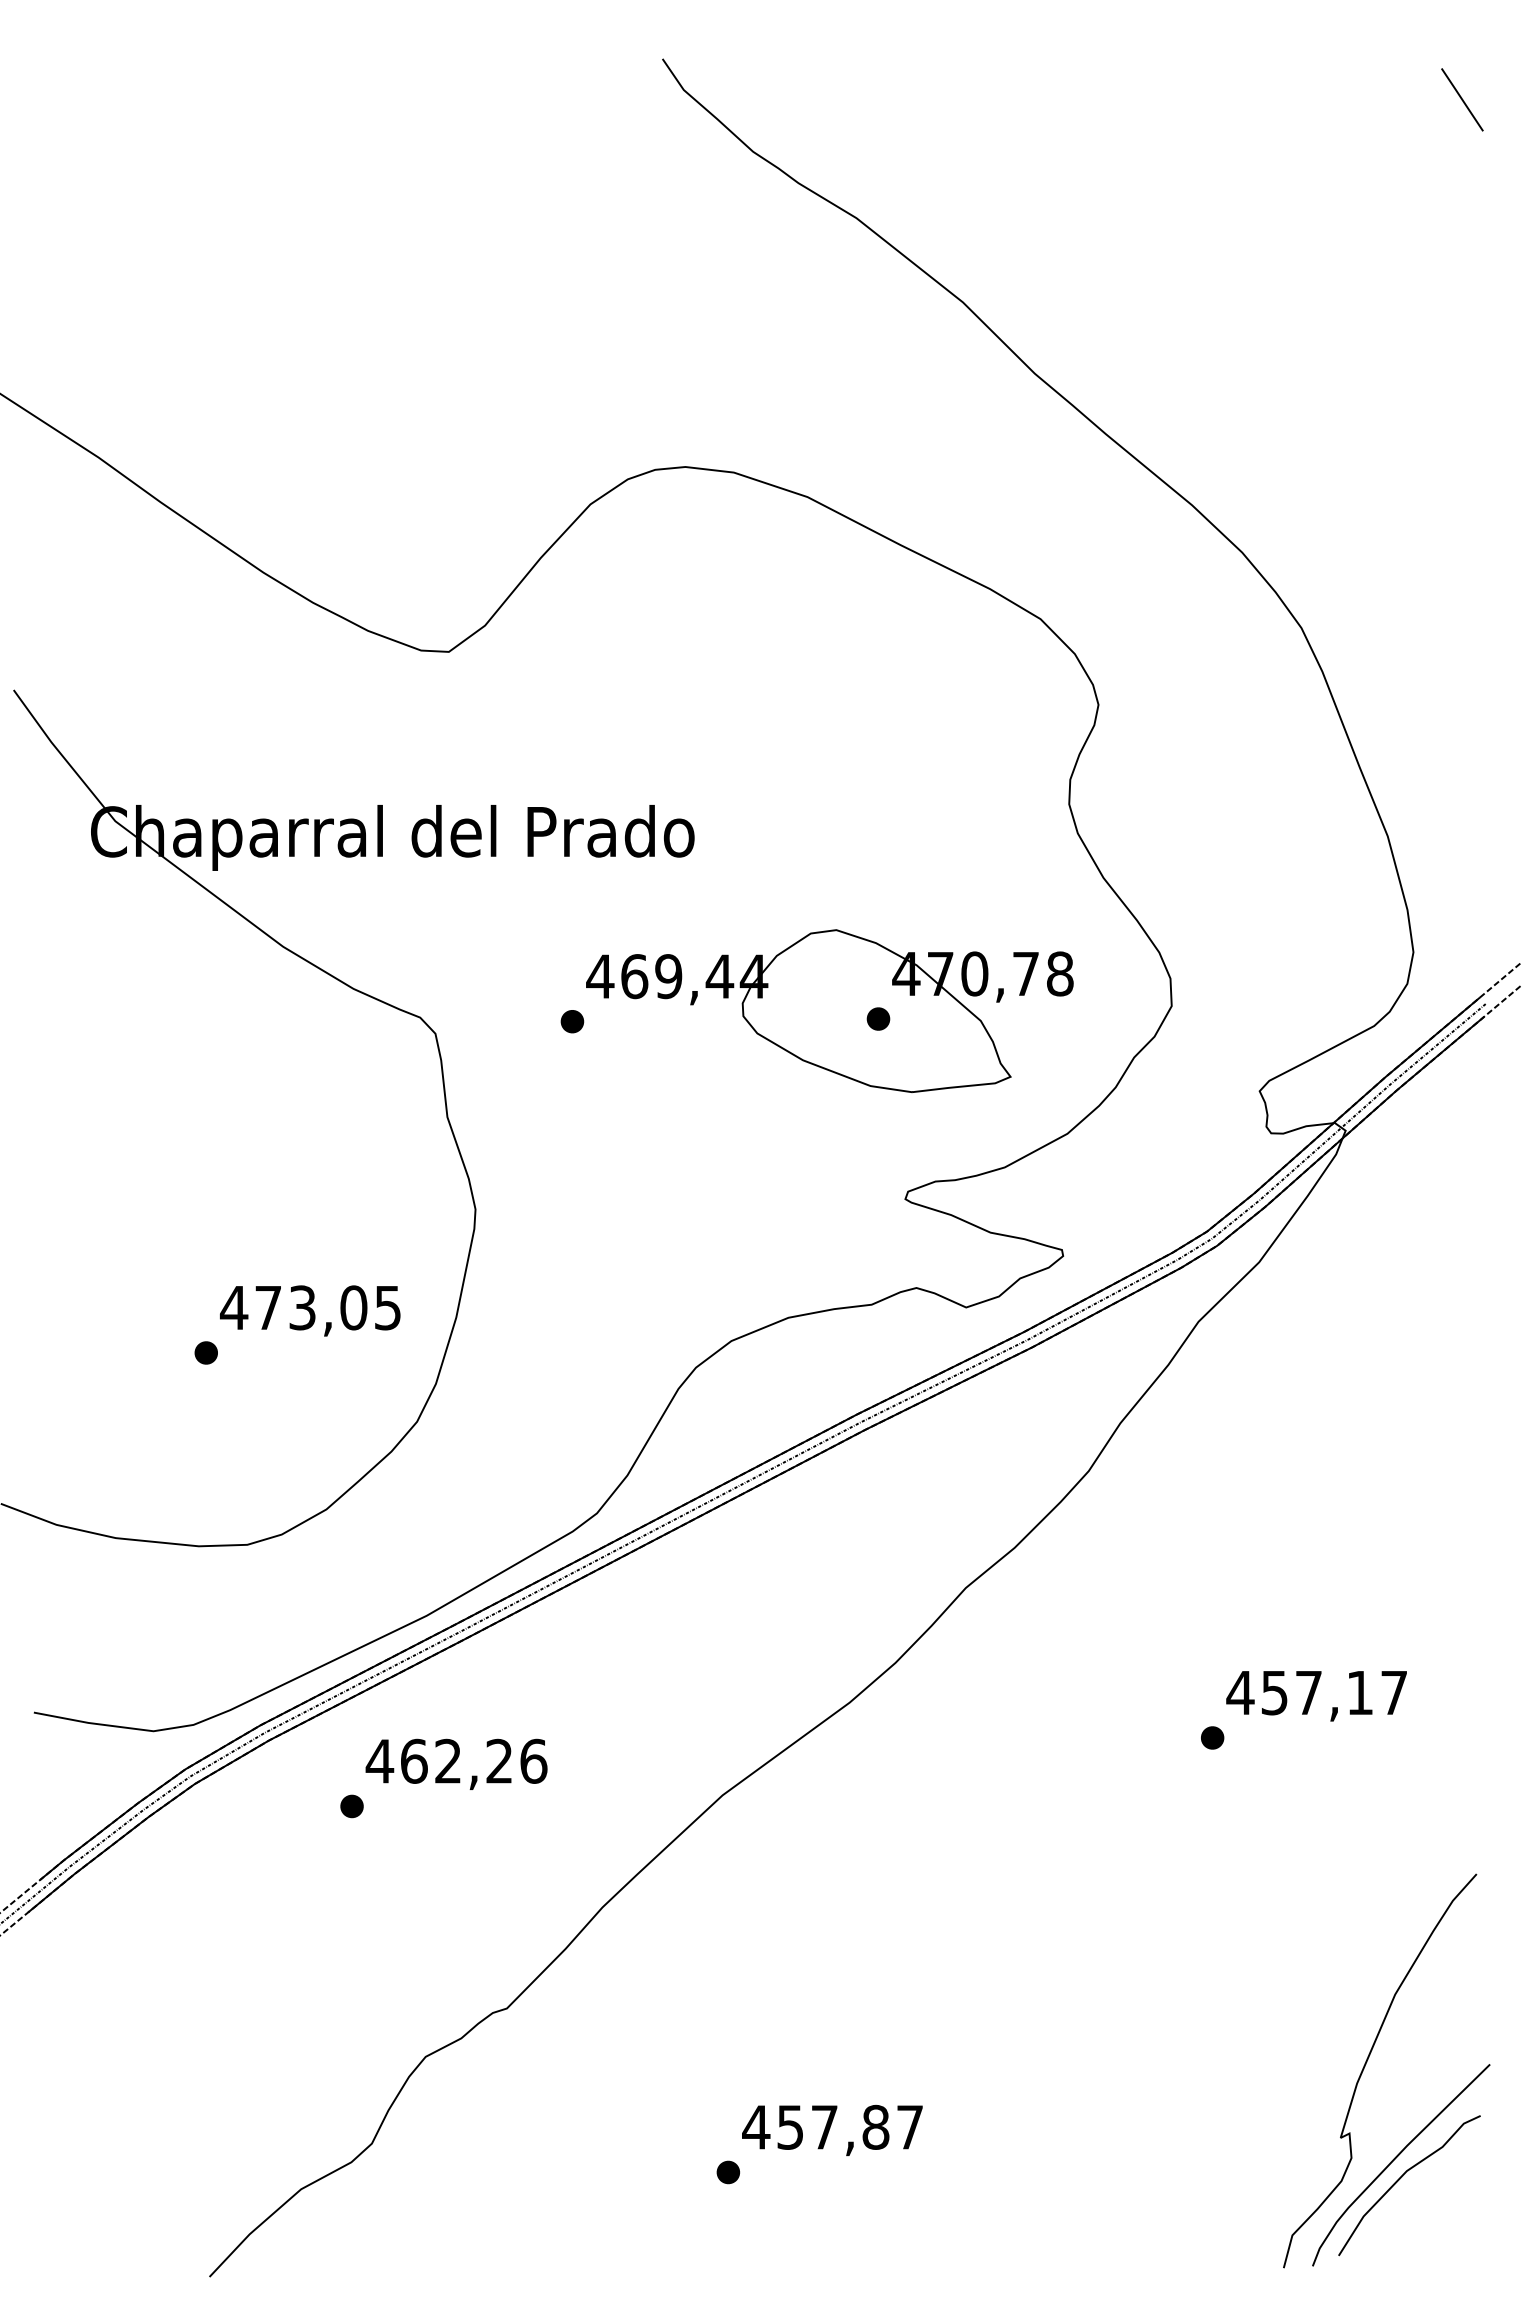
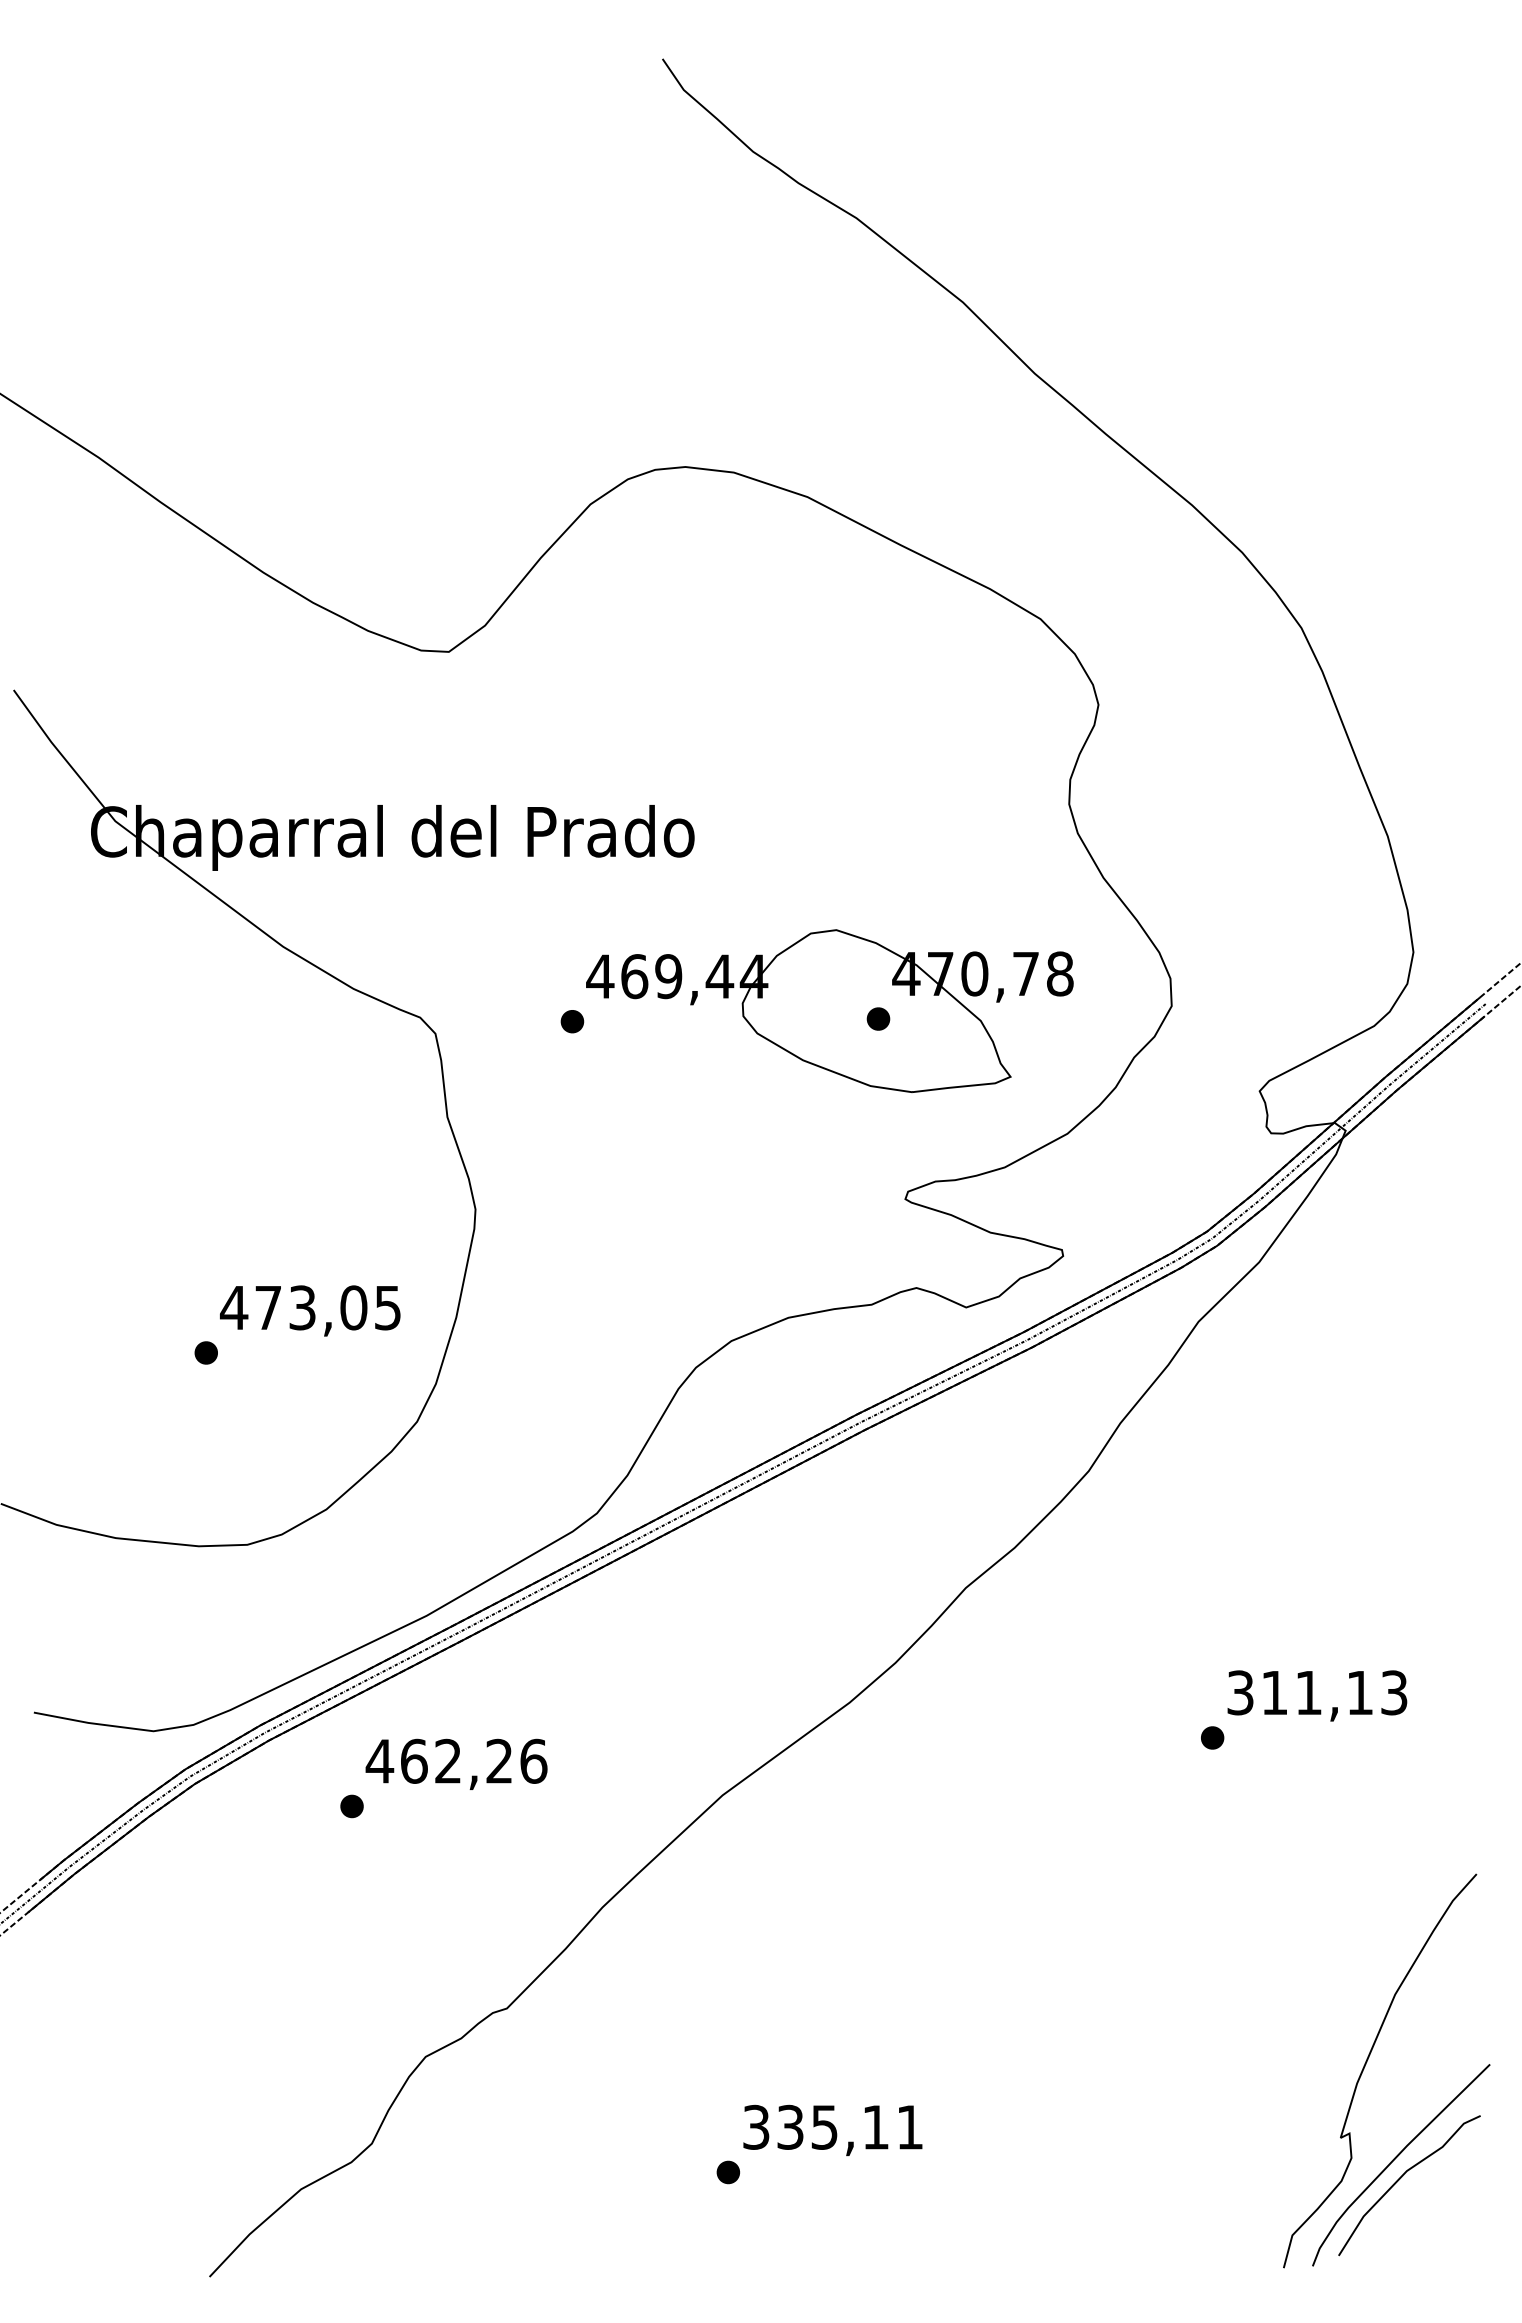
line: present -> none (1462, 99)
text: 457,17 -> 311,13 (1316, 1692)
text: 457,87 -> 335,11 (832, 2126)
